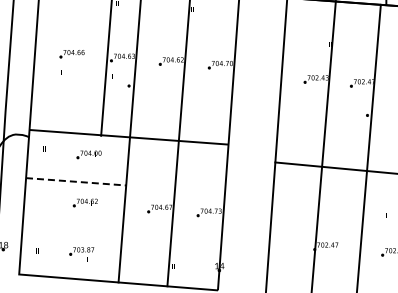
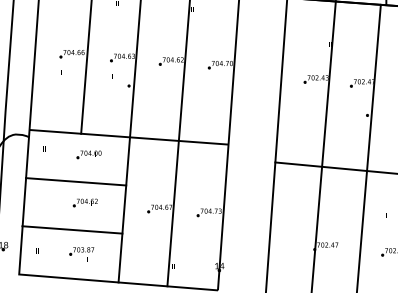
line position: (106, 68) -> (86, 67) (86, 67)
line: dashed -> solid (76, 181)
line: none -> present (72, 229)
